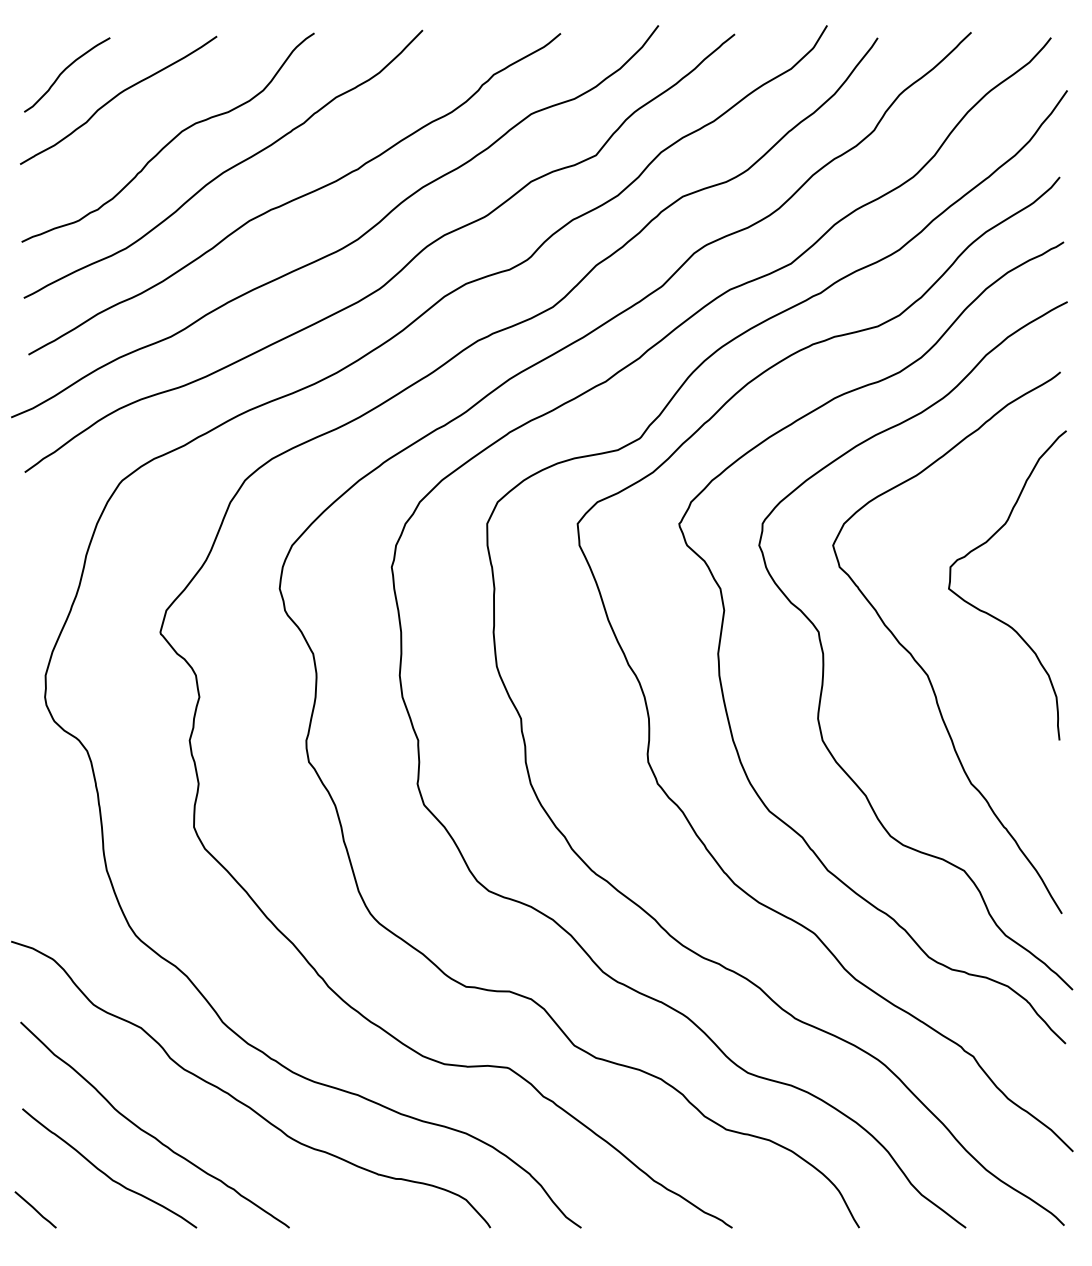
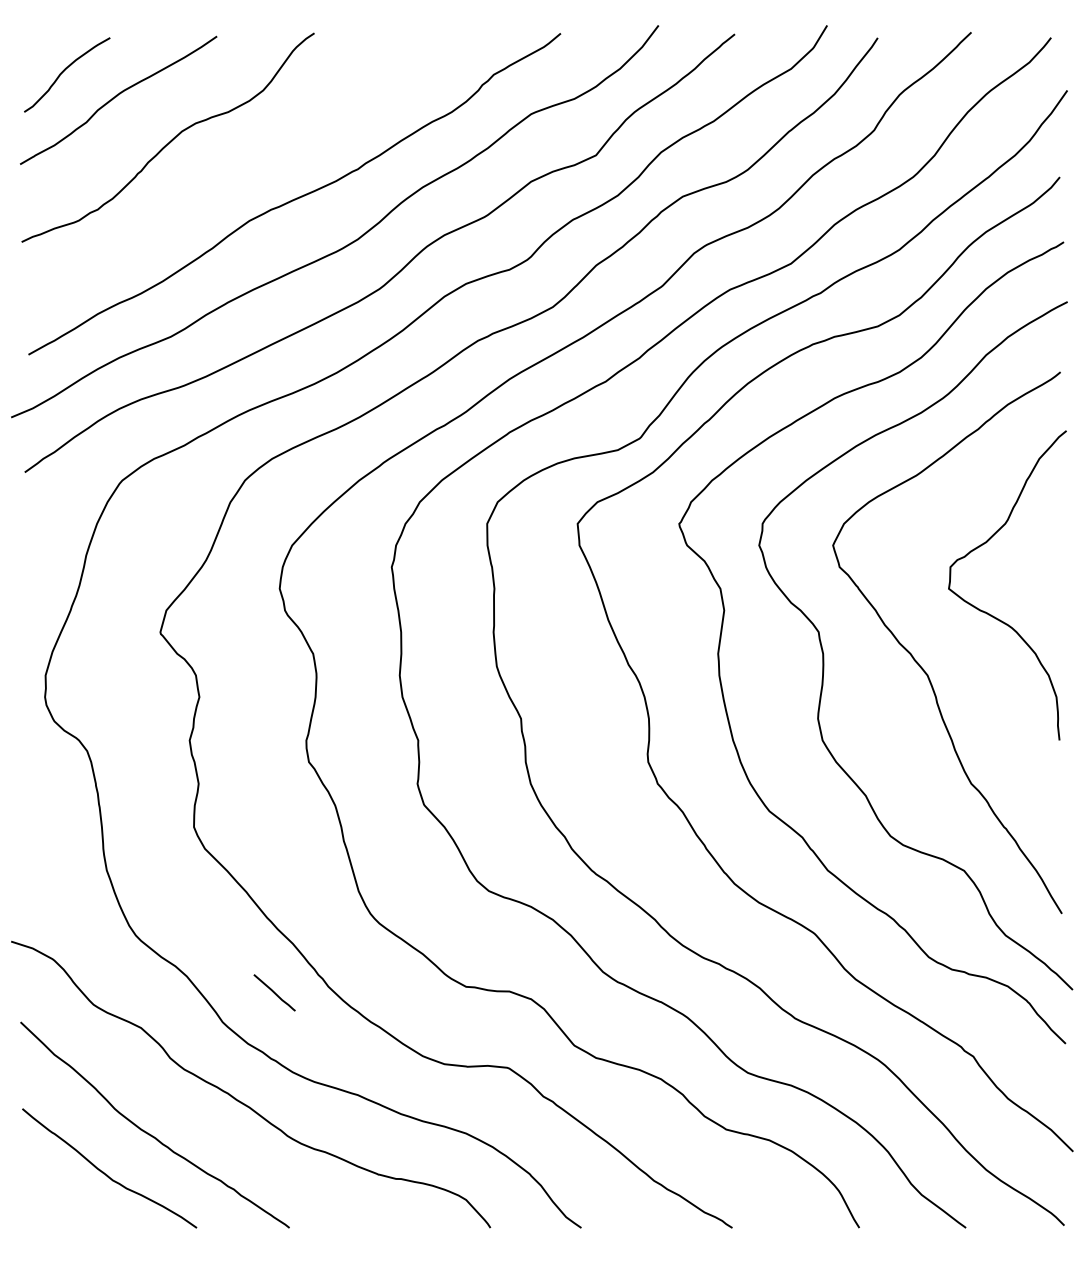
curve: present -> none (226, 169)
line position: (35, 1209) -> (274, 992) (274, 992)
